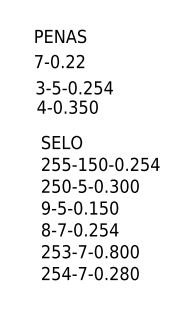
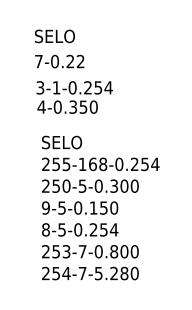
text: PENAS -> SELO (60, 36)
text: 3-5-0.254 -> 3-1-0.254 (56, 87)
text: 255-150-0.254 -> 255-168-0.254 (98, 164)
text: 8-7-0.254 -> 8-5-0.254 (61, 229)
text: 254-7-0.280 -> 254-7-5.280 (98, 273)
